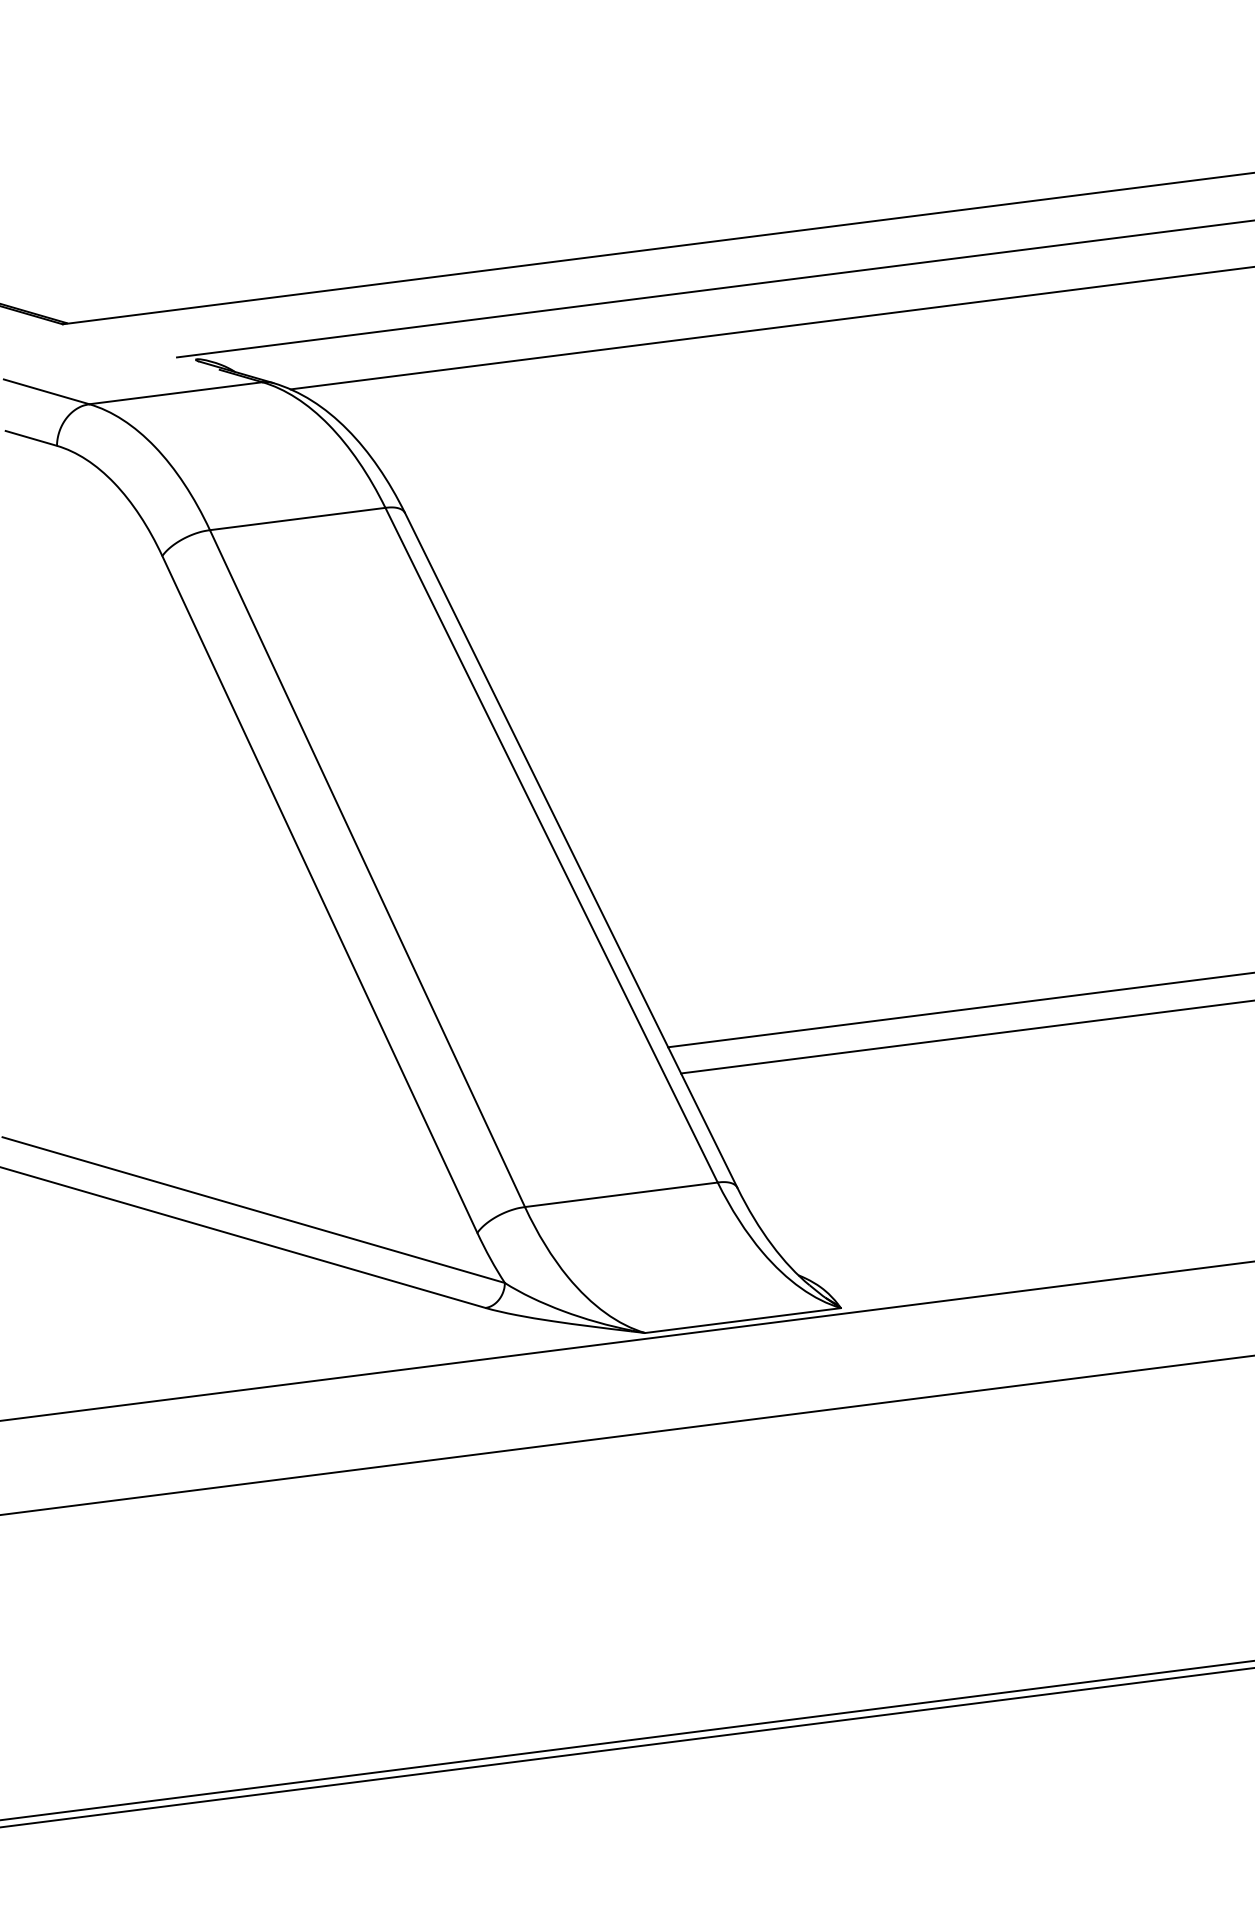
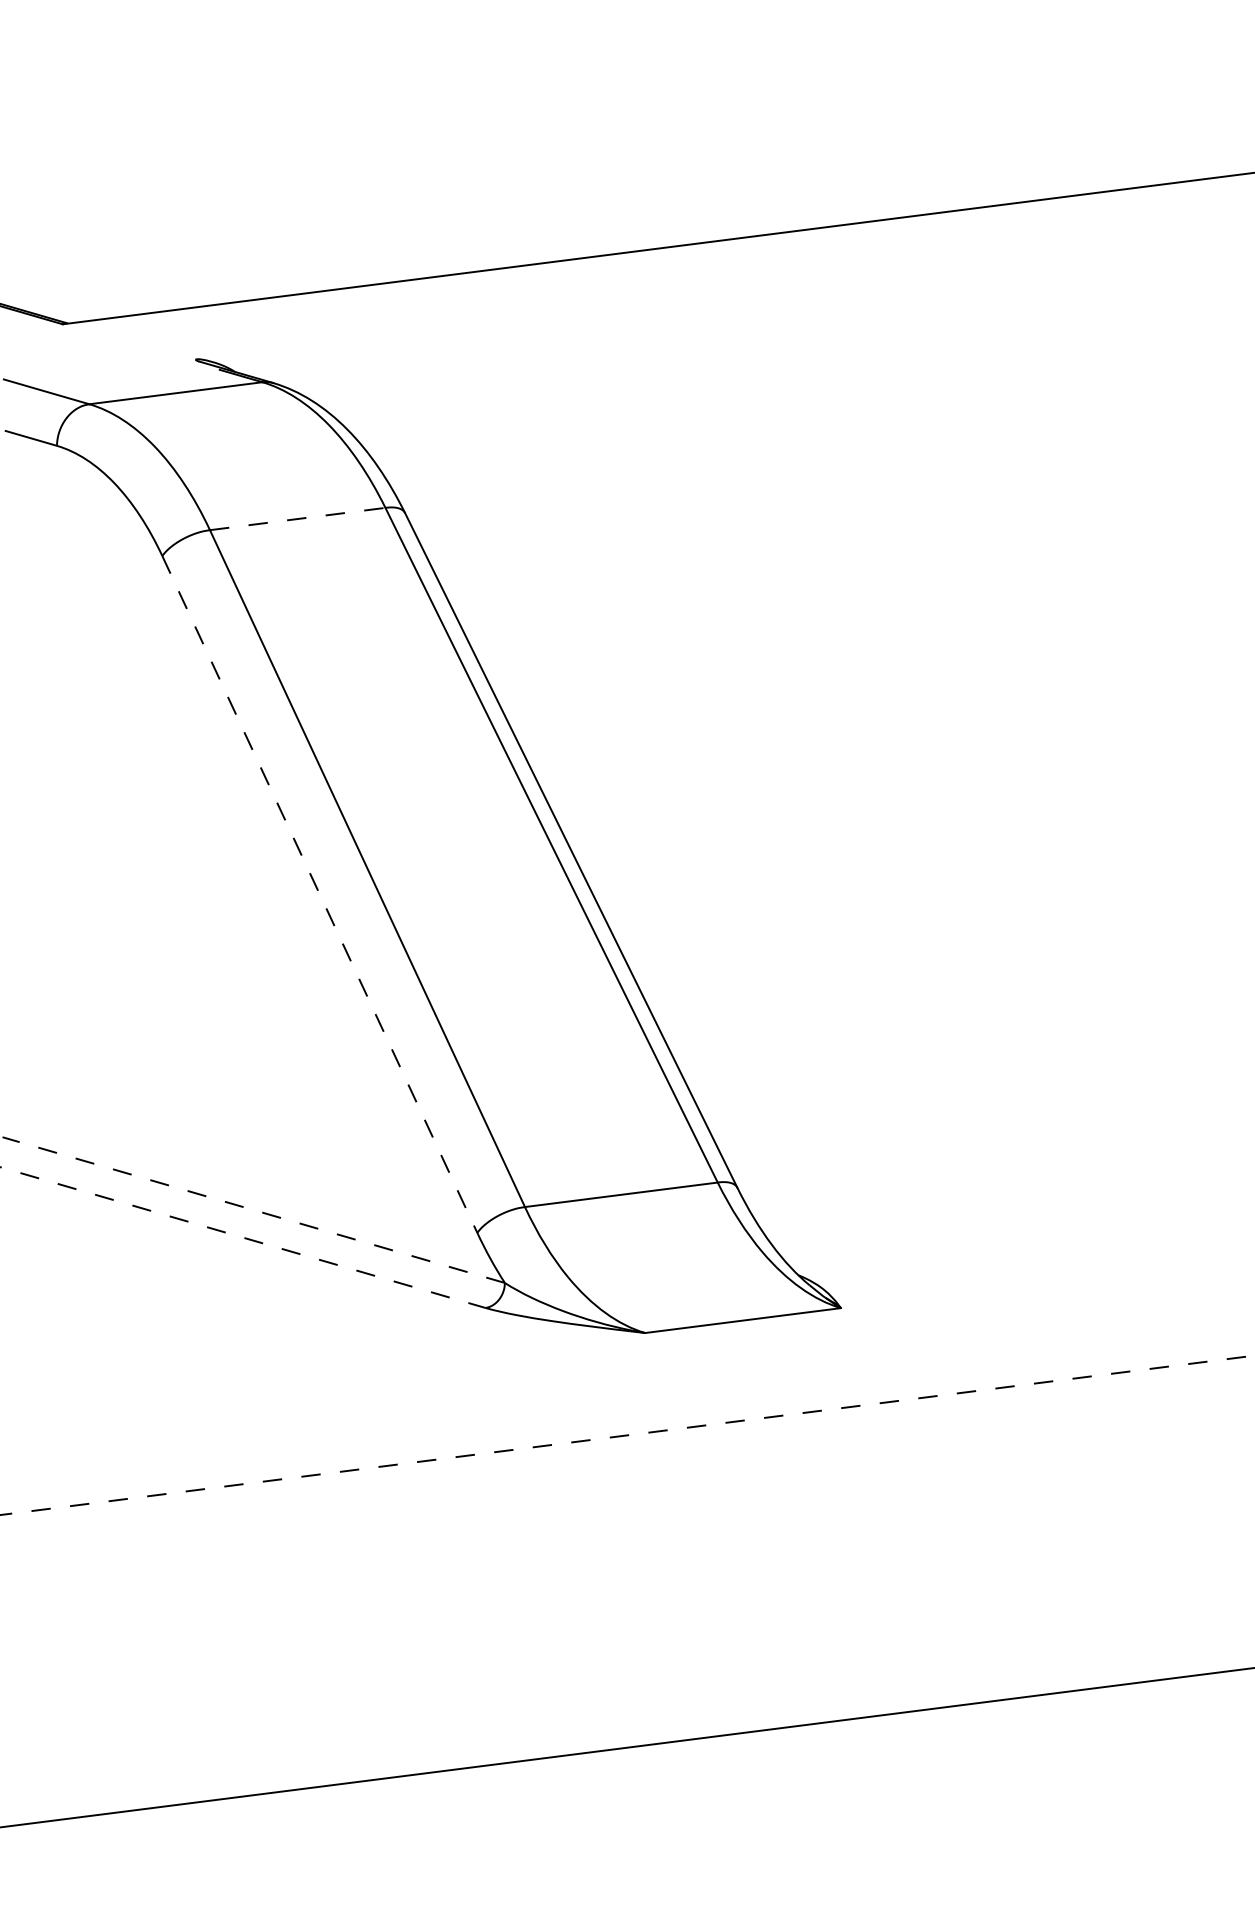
line: present -> none (714, 288)
line: present -> none (770, 328)
line: solid -> dashed (298, 518)
line: solid -> dashed (320, 894)
line: present -> none (959, 1010)
line: present -> none (966, 1036)
line: solid -> dashed (253, 1210)
line: solid -> dashed (242, 1237)
line: present -> none (626, 1340)
line: solid -> dashed (627, 1435)
line: present -> none (626, 1740)
